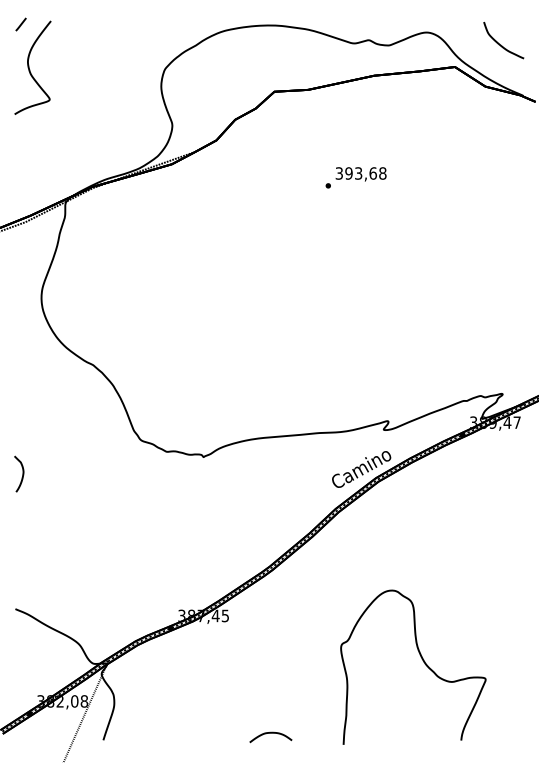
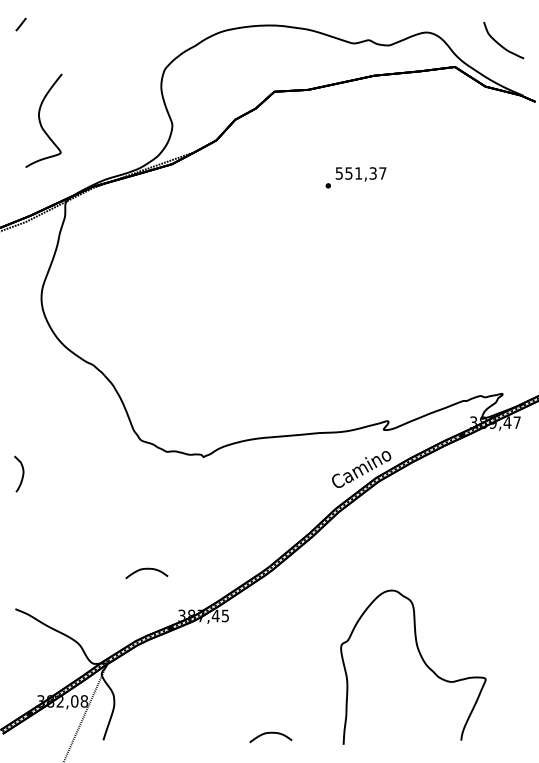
curve position: (30, 69) -> (41, 122) (41, 122)
text: 393,68 -> 551,37 (361, 173)
curve: none -> present (146, 569)
